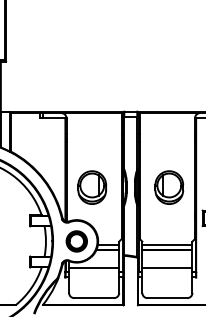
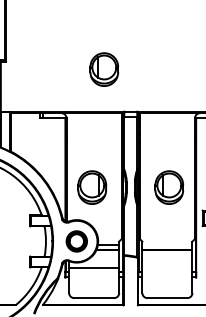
part: none -> present (104, 69)
line: present -> none (167, 245)
line: present -> none (167, 267)
